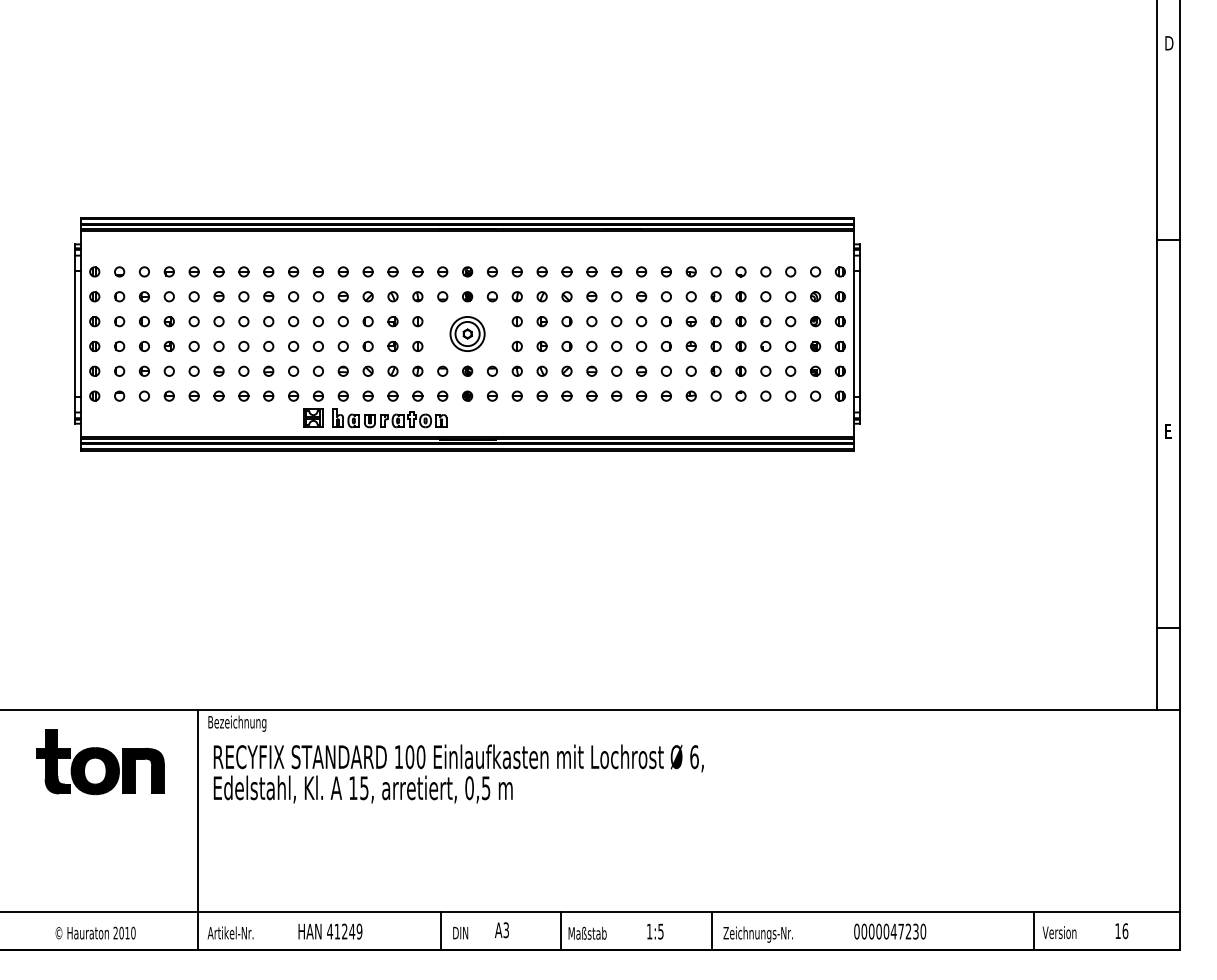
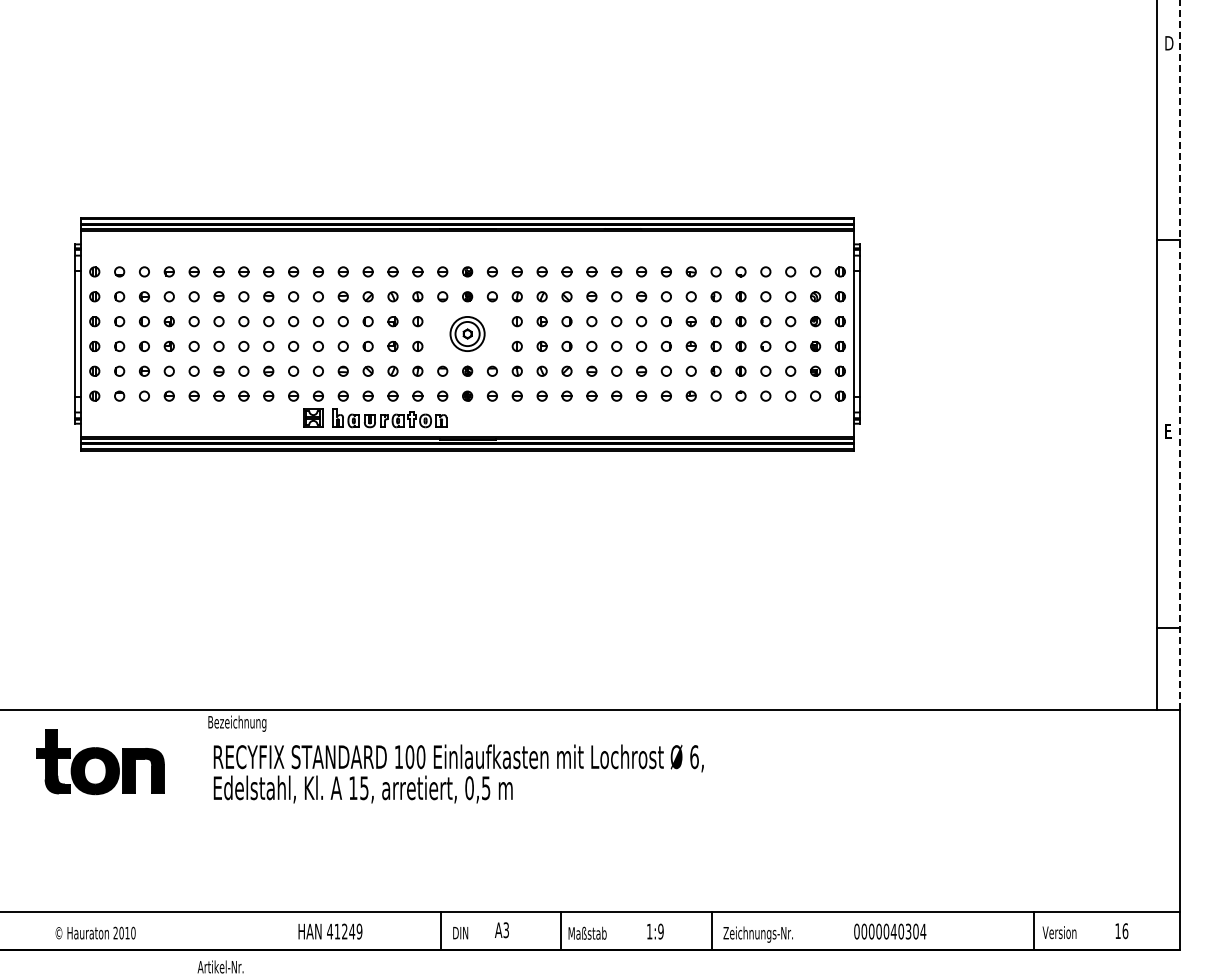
line: solid -> dashed (1180, 354)
line: present -> none (197, 829)
text: 1:5 -> 1:9 (660, 931)
text: 0000047230 -> 0000040304 (912, 931)
text position: (230, 932) -> (220, 966) (220, 966)
